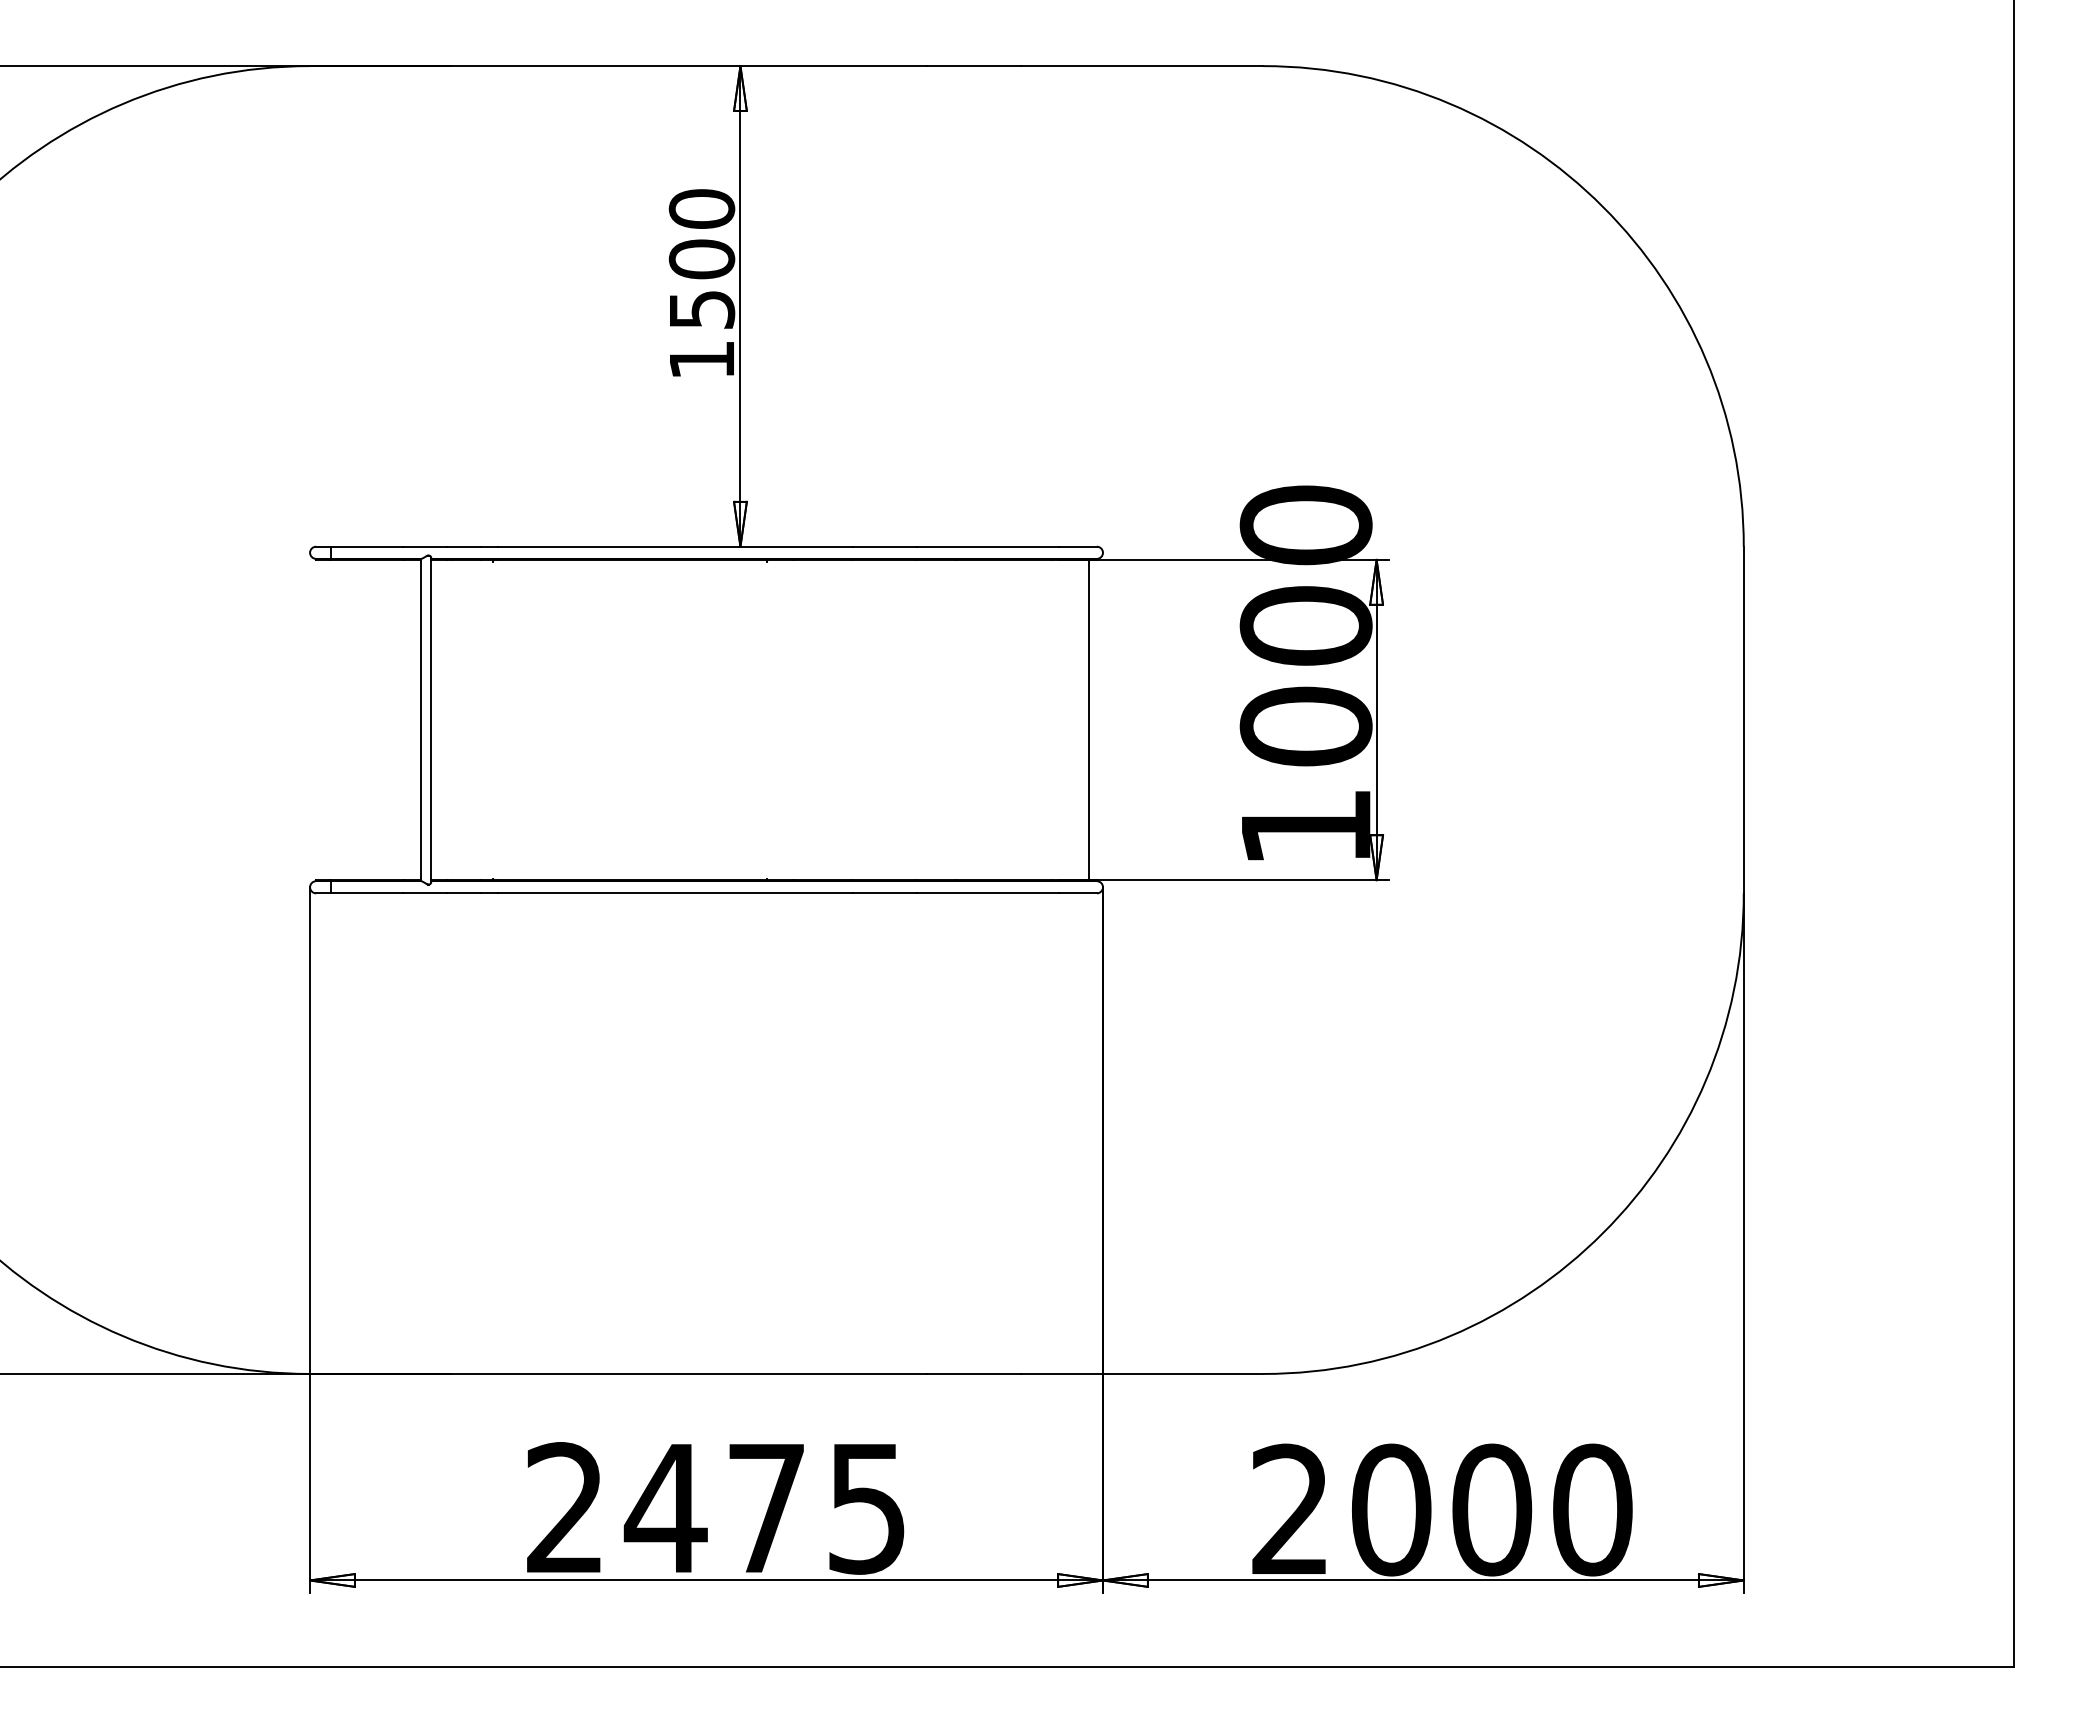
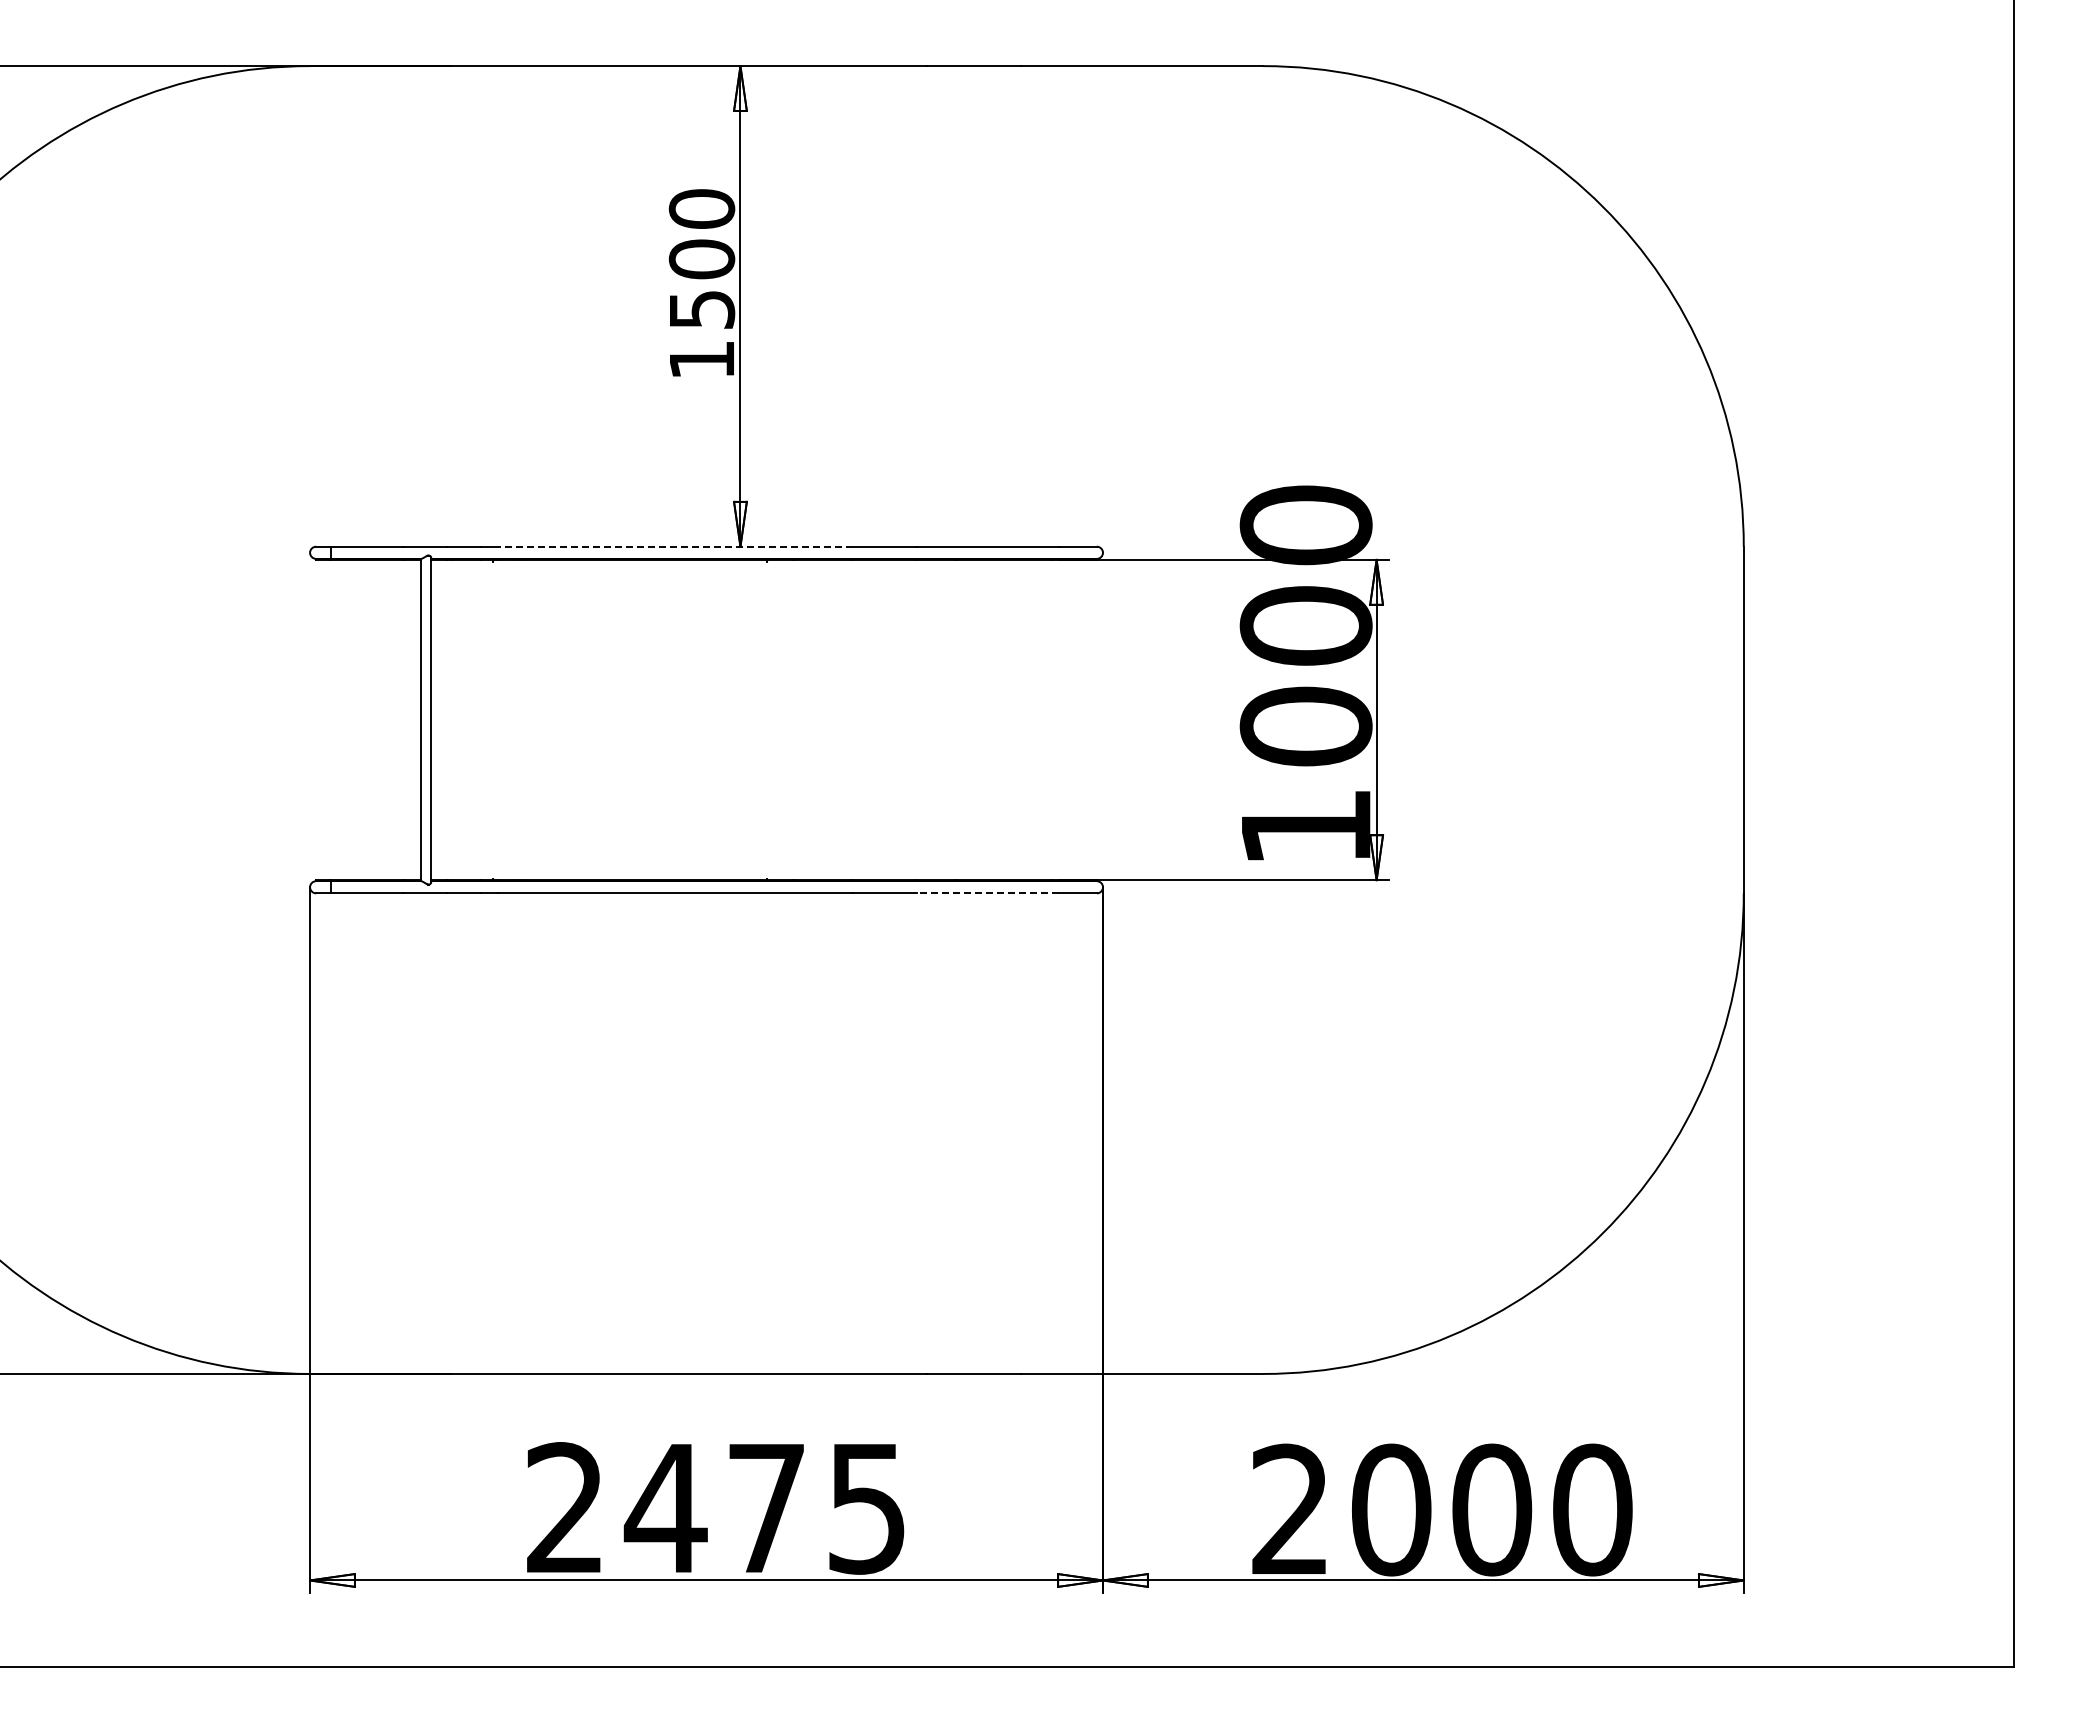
line: solid -> dashed (675, 546)
line: present -> none (1088, 719)
line: solid -> dashed (987, 893)
